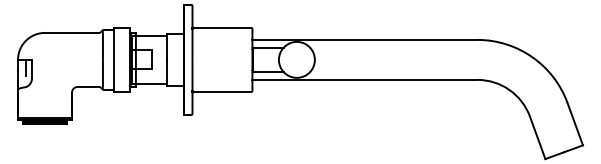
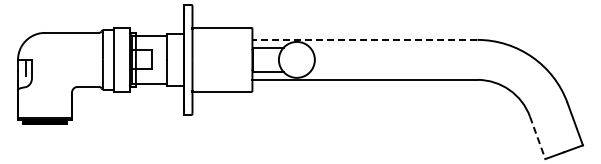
line: solid -> dashed (364, 39)
line: solid -> dashed (537, 137)
